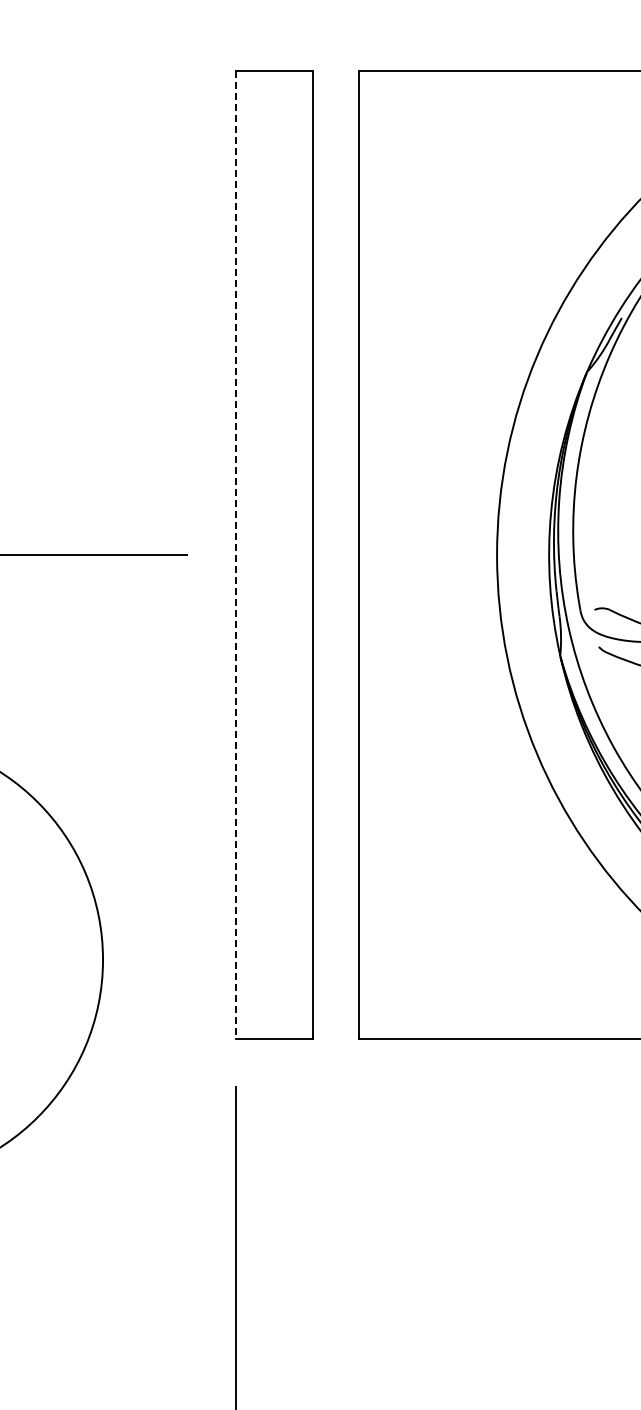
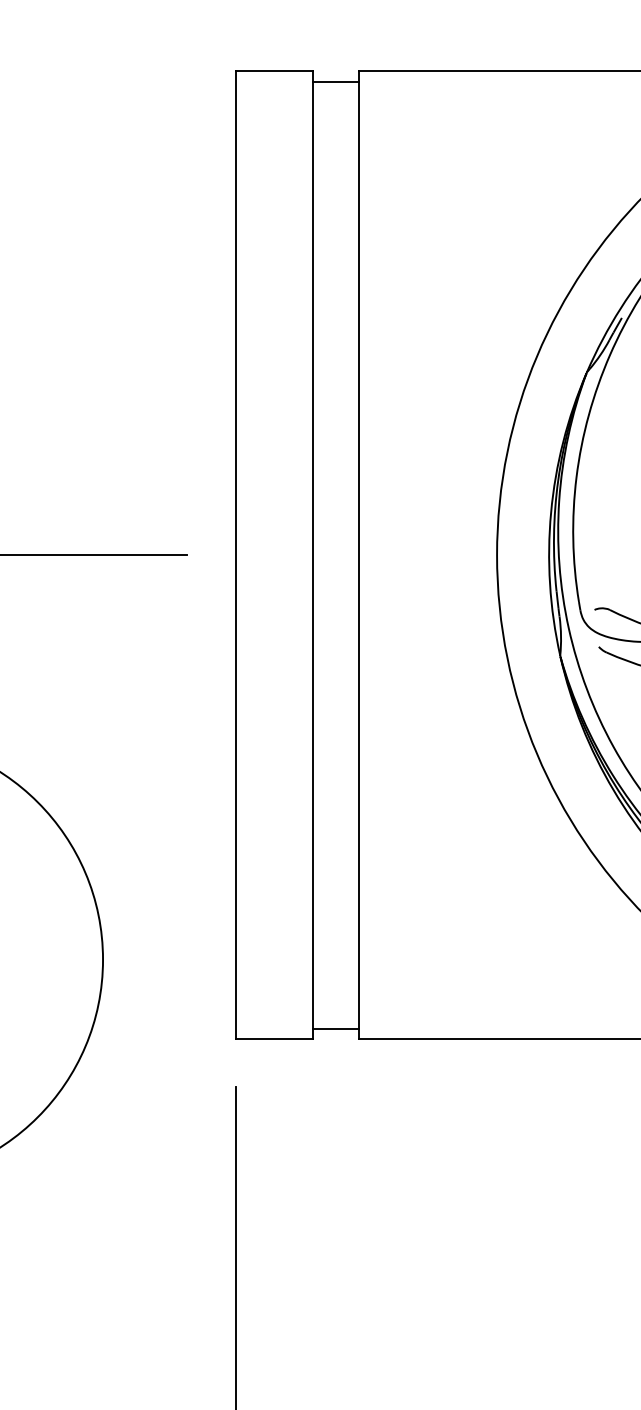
line: none -> present (335, 81)
line: dashed -> solid (235, 555)
line: none -> present (335, 1028)
